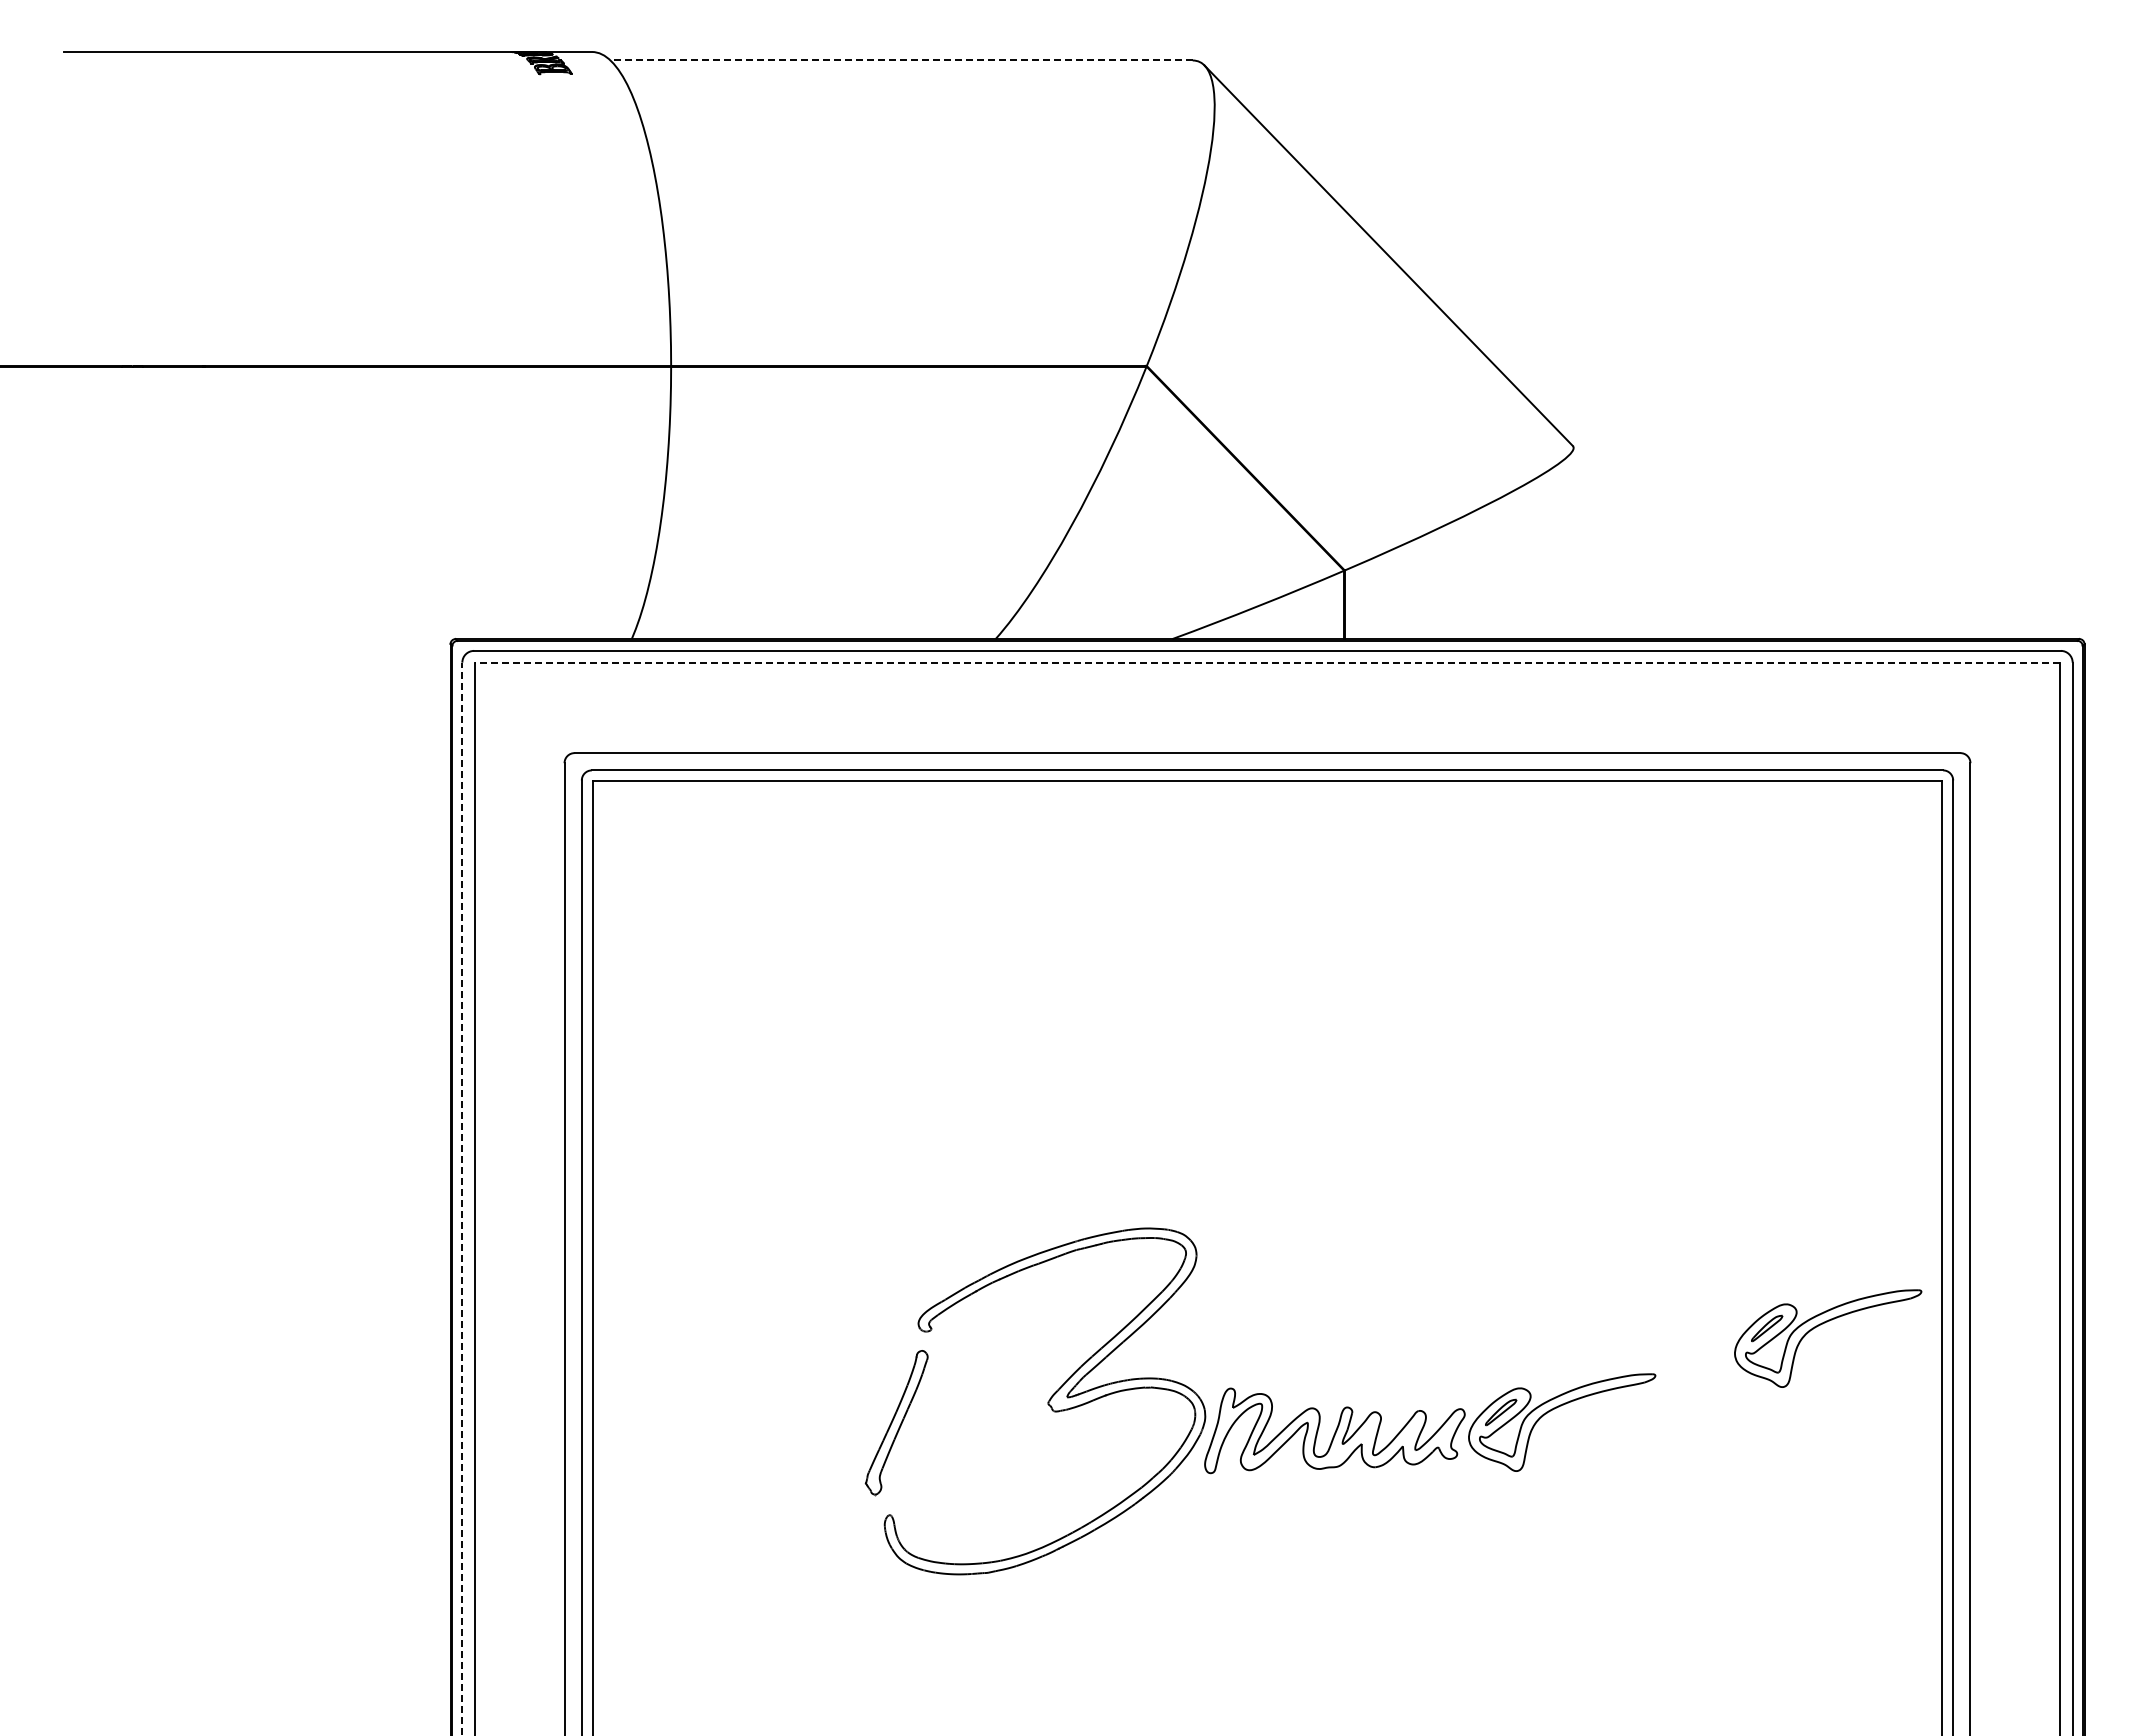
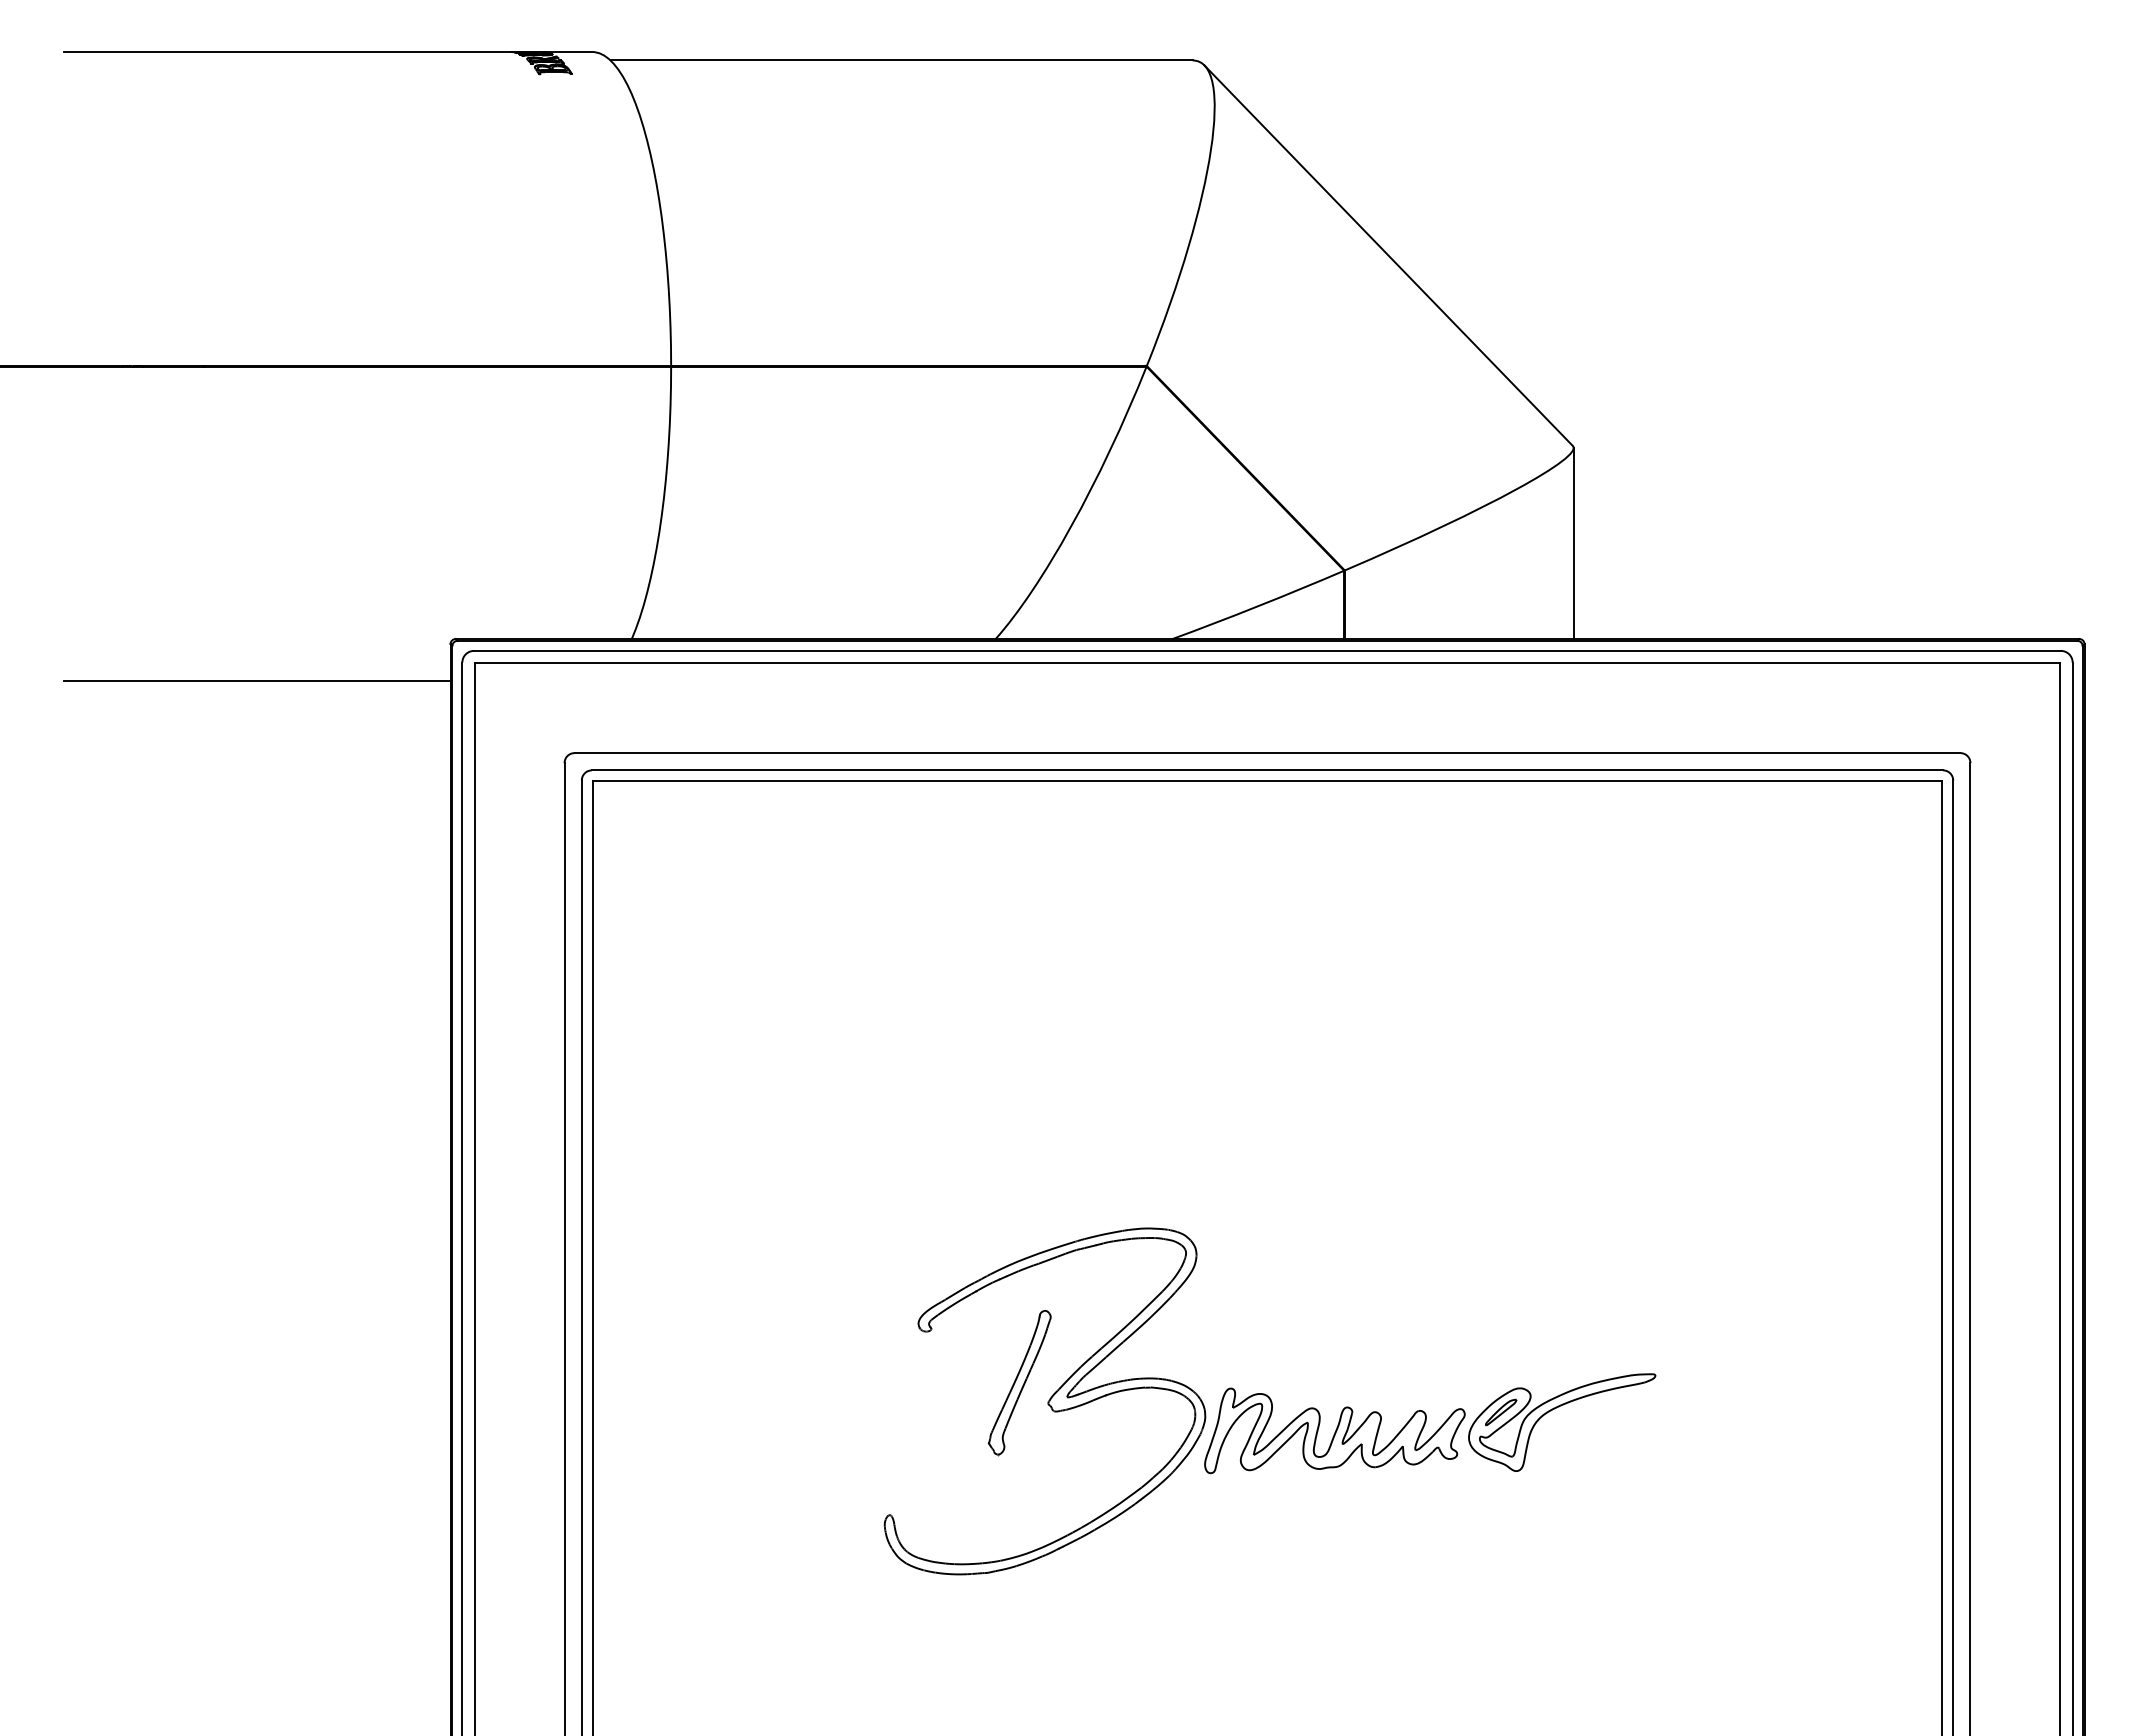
line: dashed -> solid (901, 60)
line: none -> present (1573, 543)
line: dashed -> solid (1267, 663)
line: none -> present (257, 681)
line: dashed -> solid (462, 1198)
part: present -> none (1822, 1324)
part position: (896, 1423) -> (1019, 1383) (1019, 1383)
